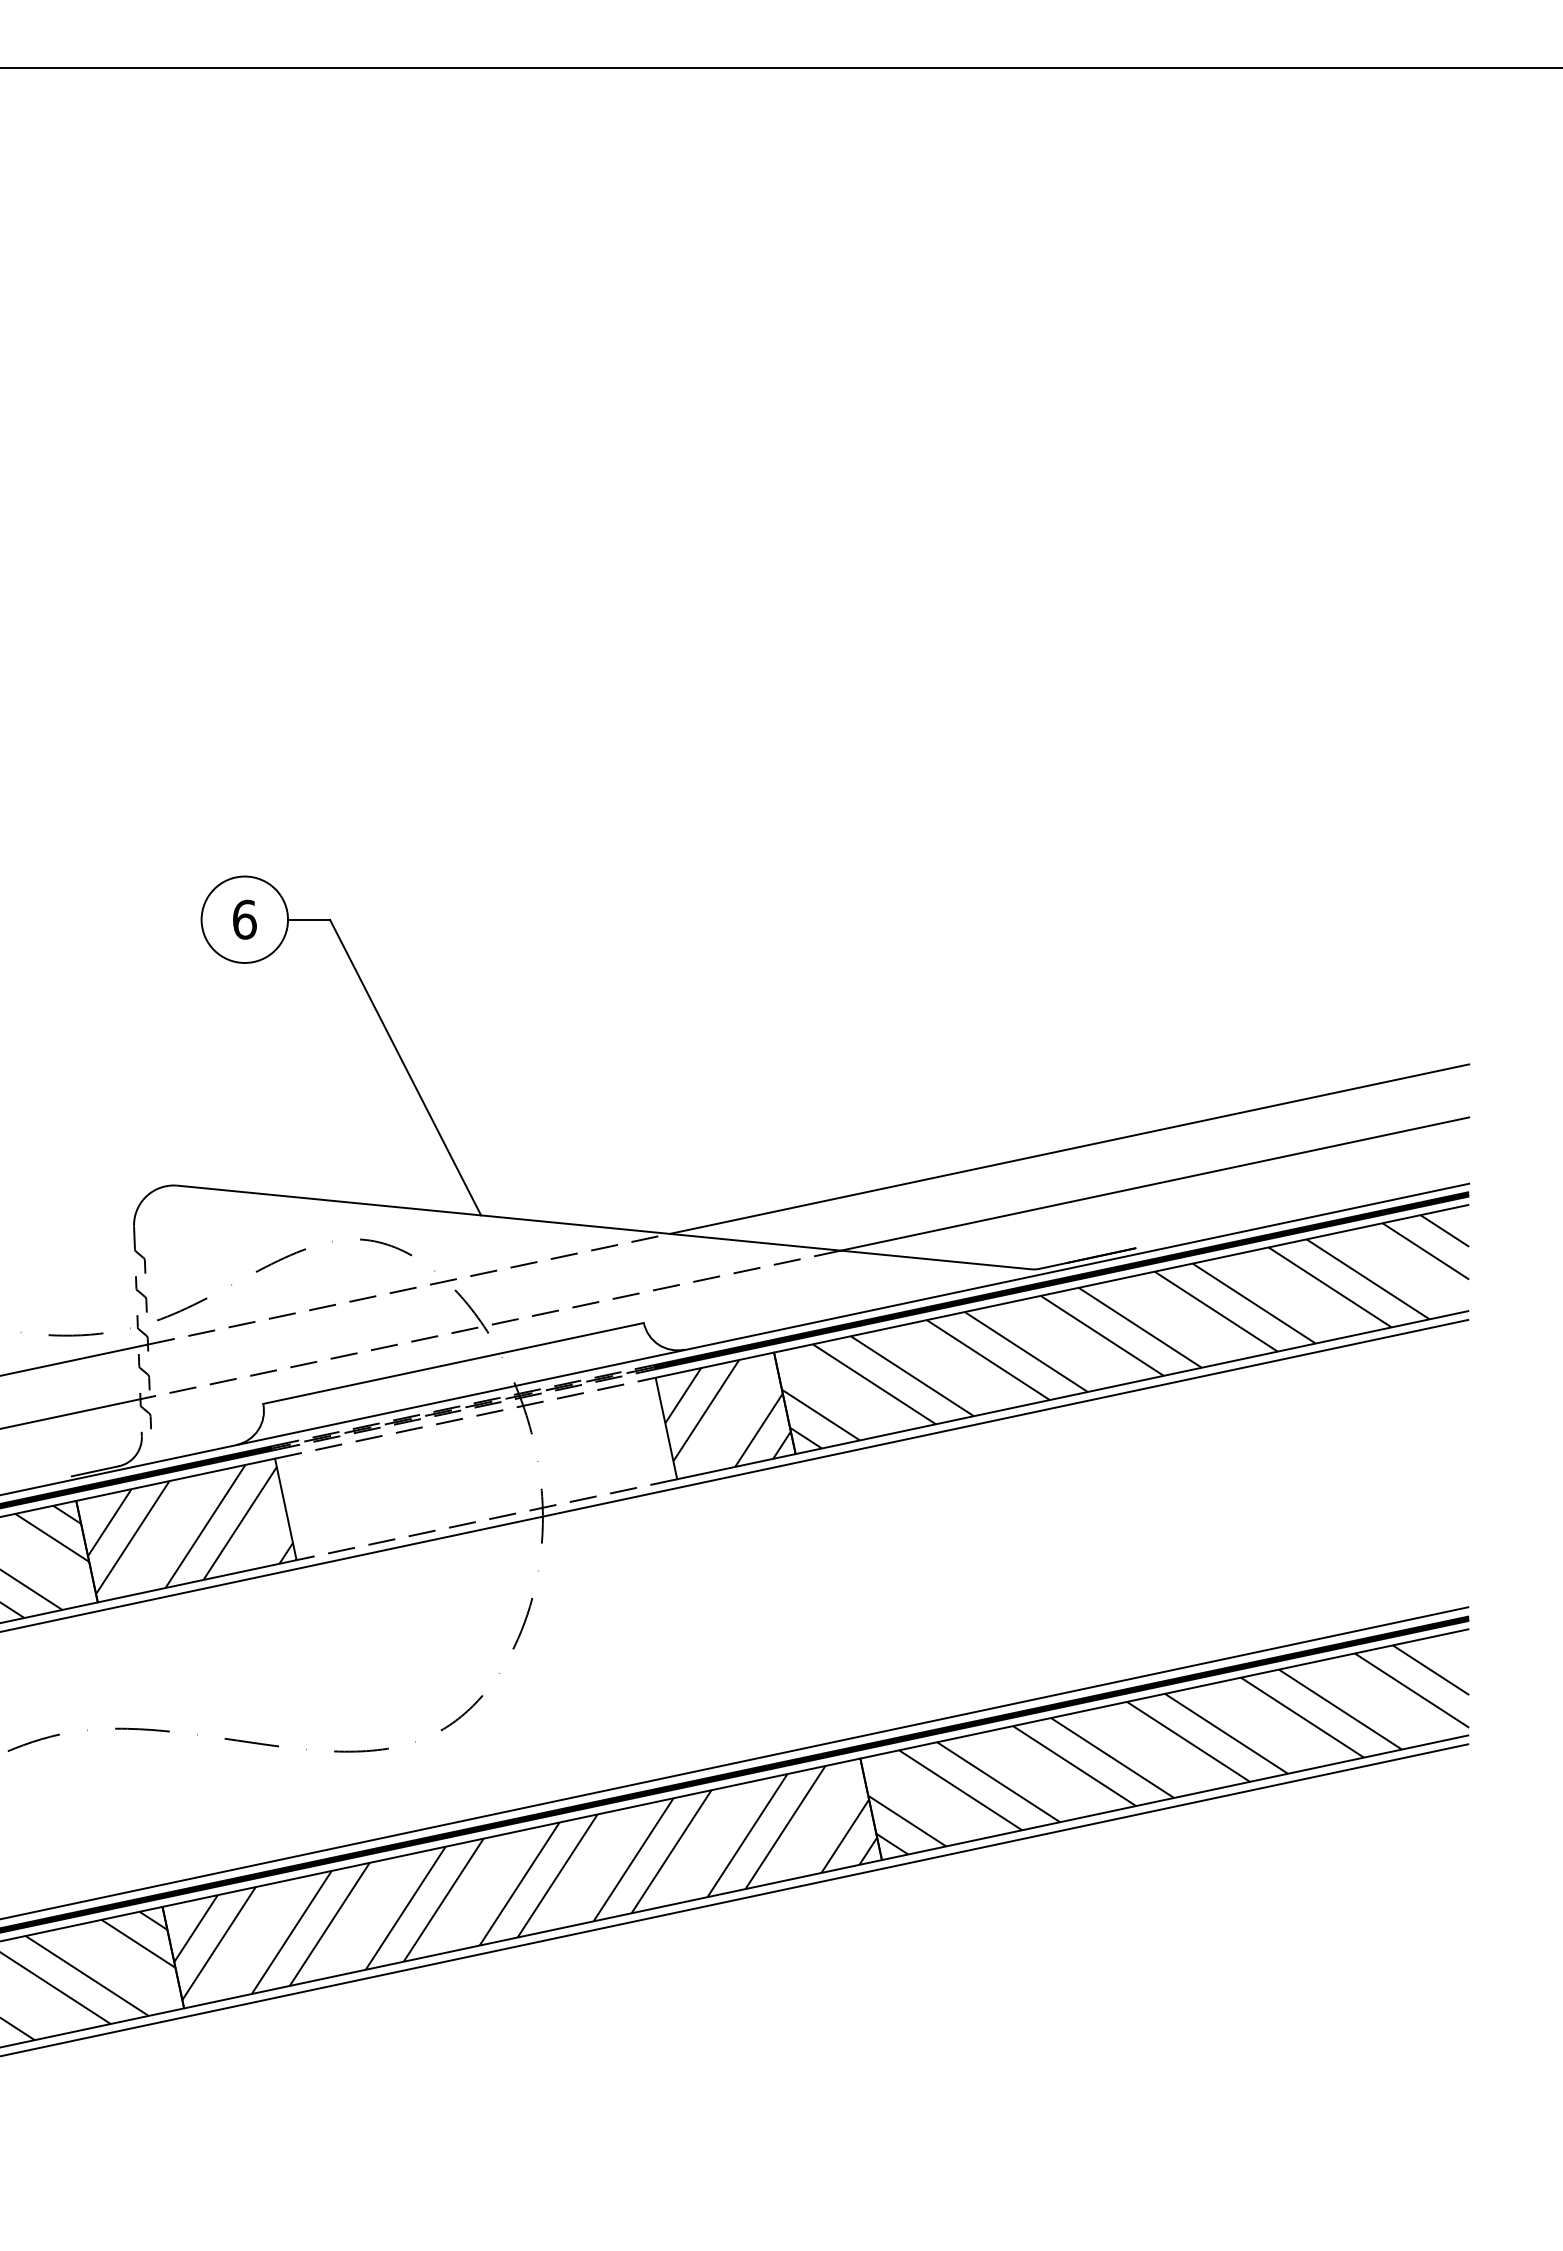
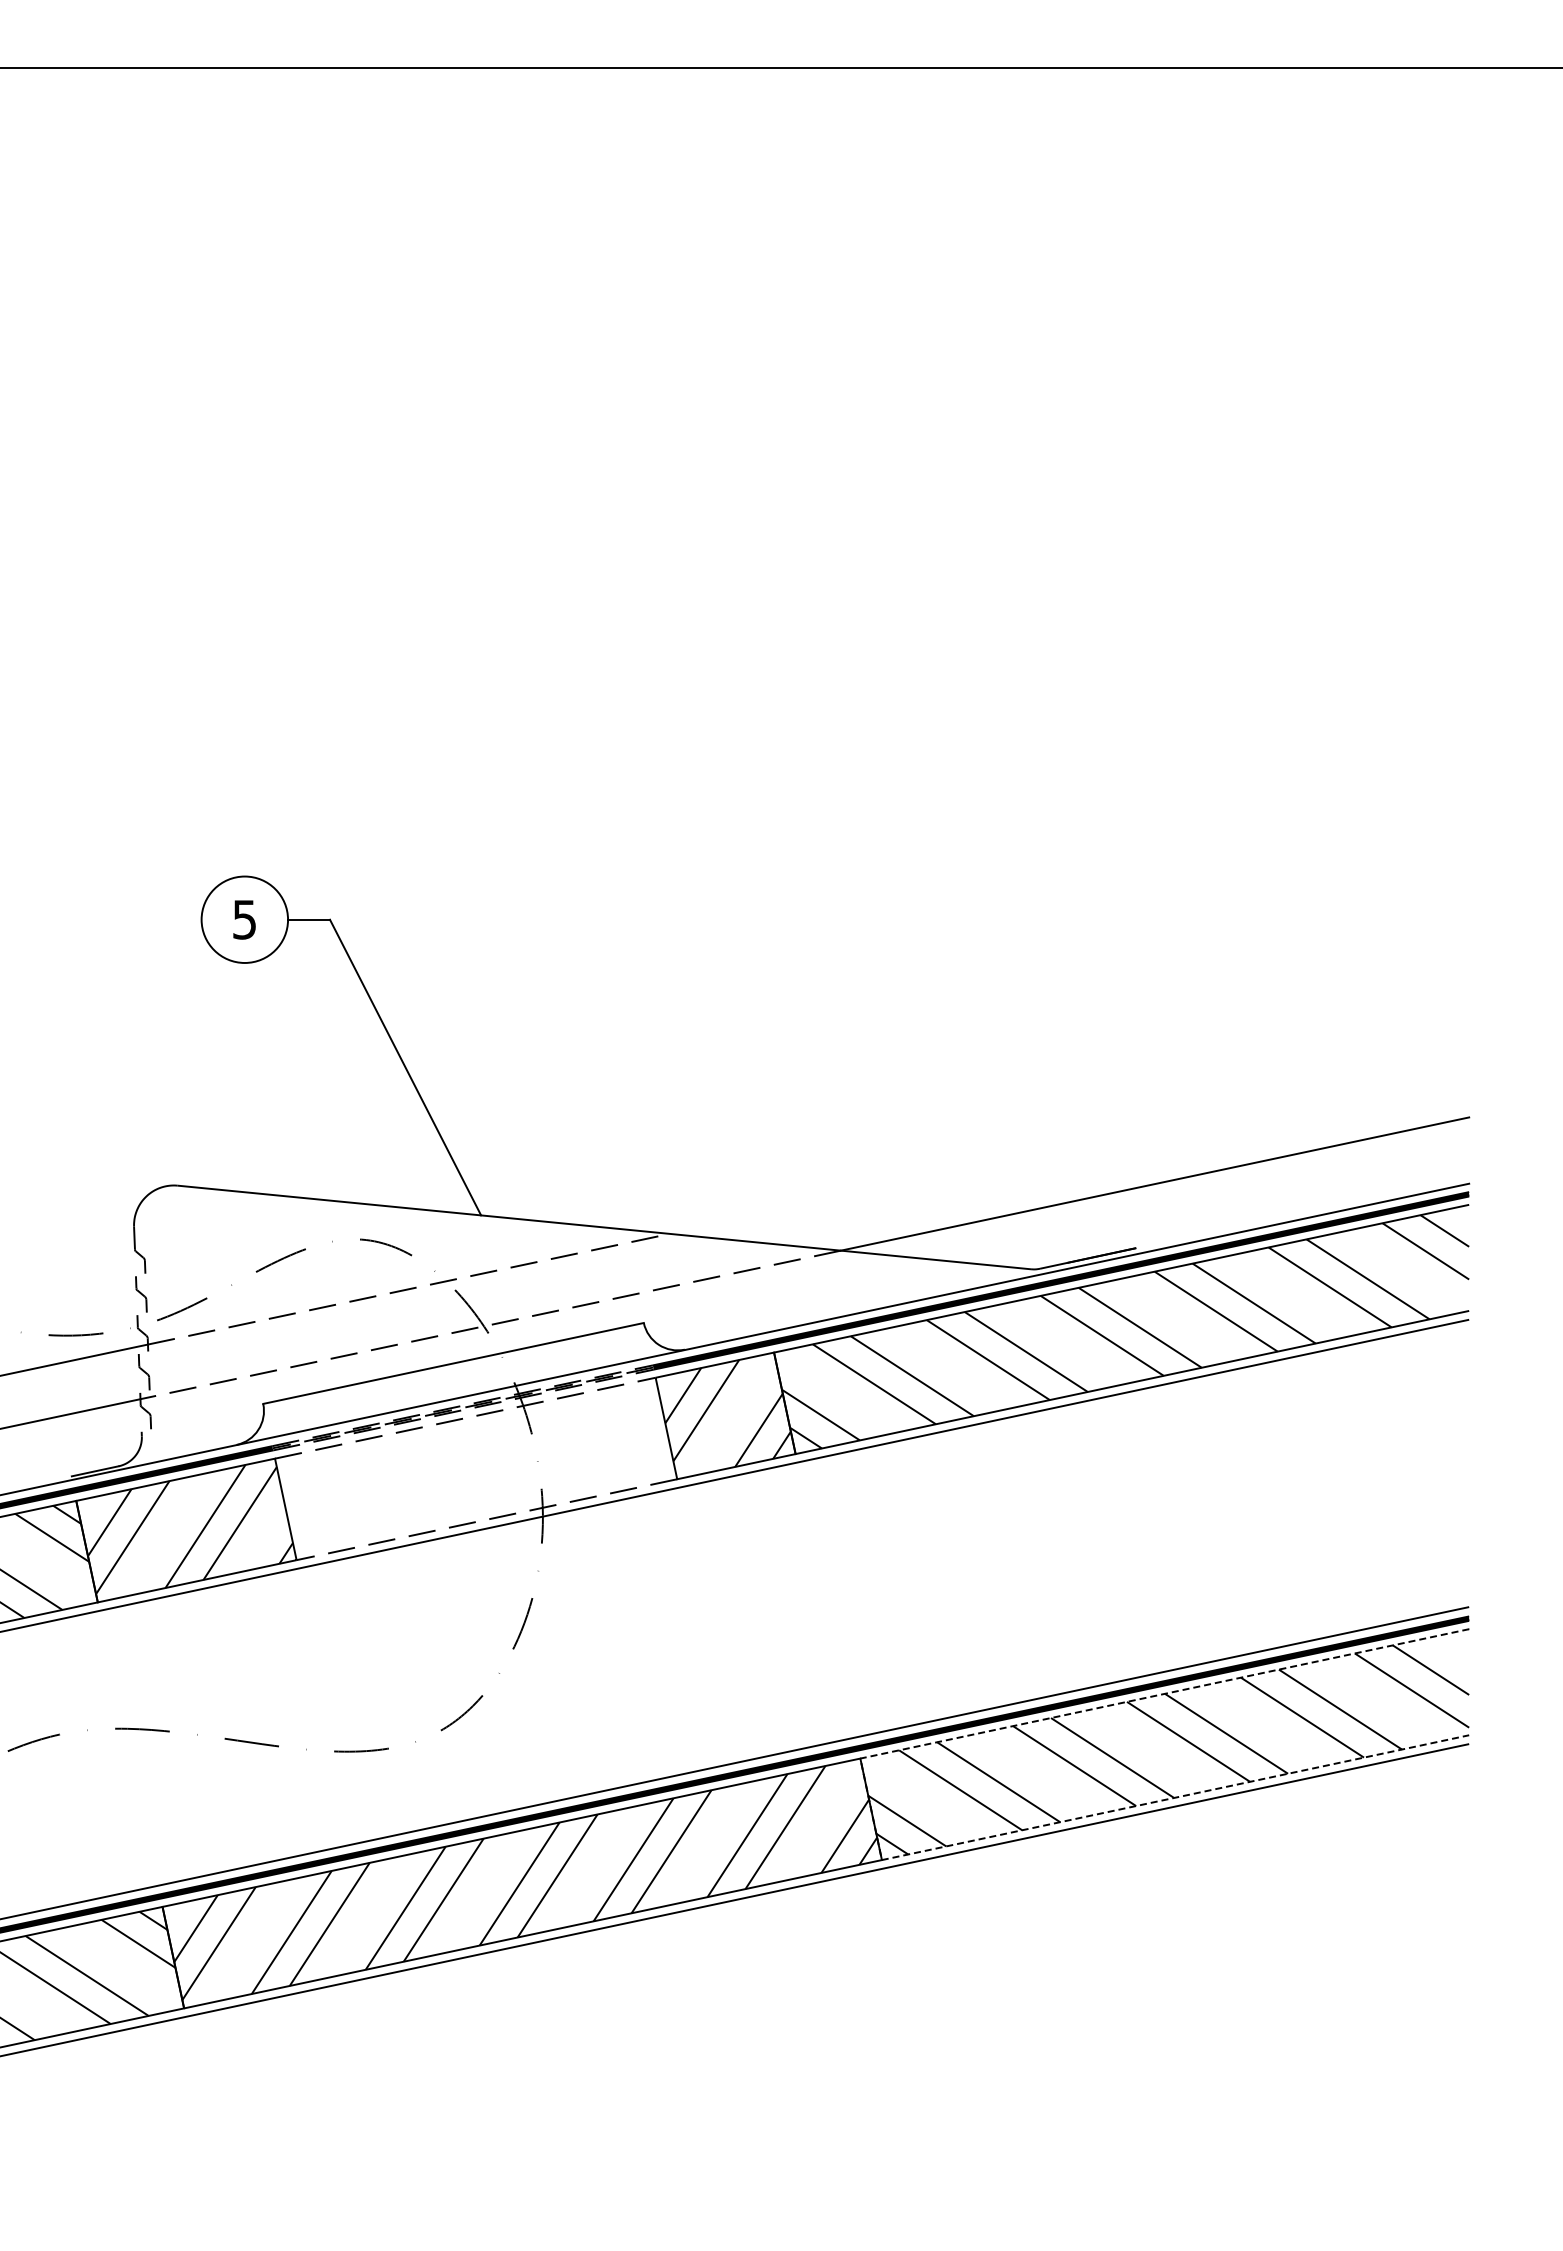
text: 6 -> 5 (244, 919)
line: present -> none (1069, 1148)
line: solid -> dashed (868, 1798)
